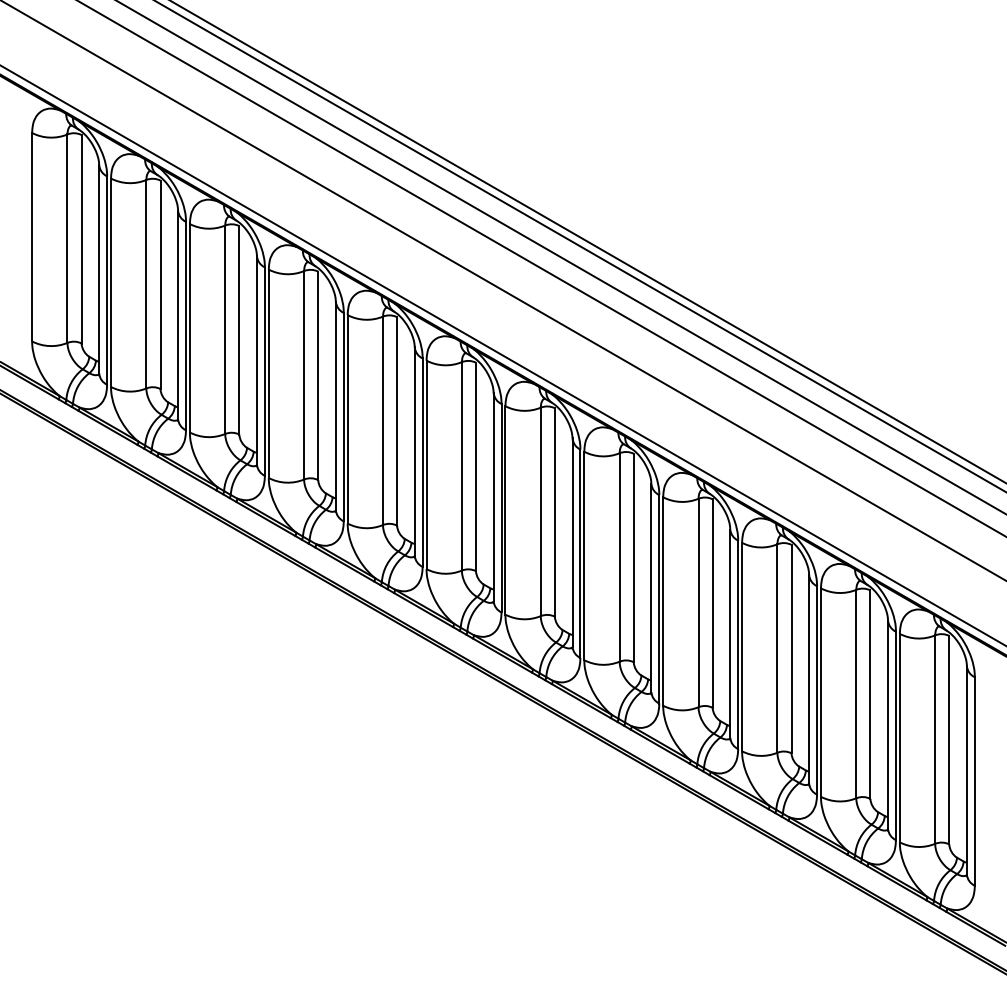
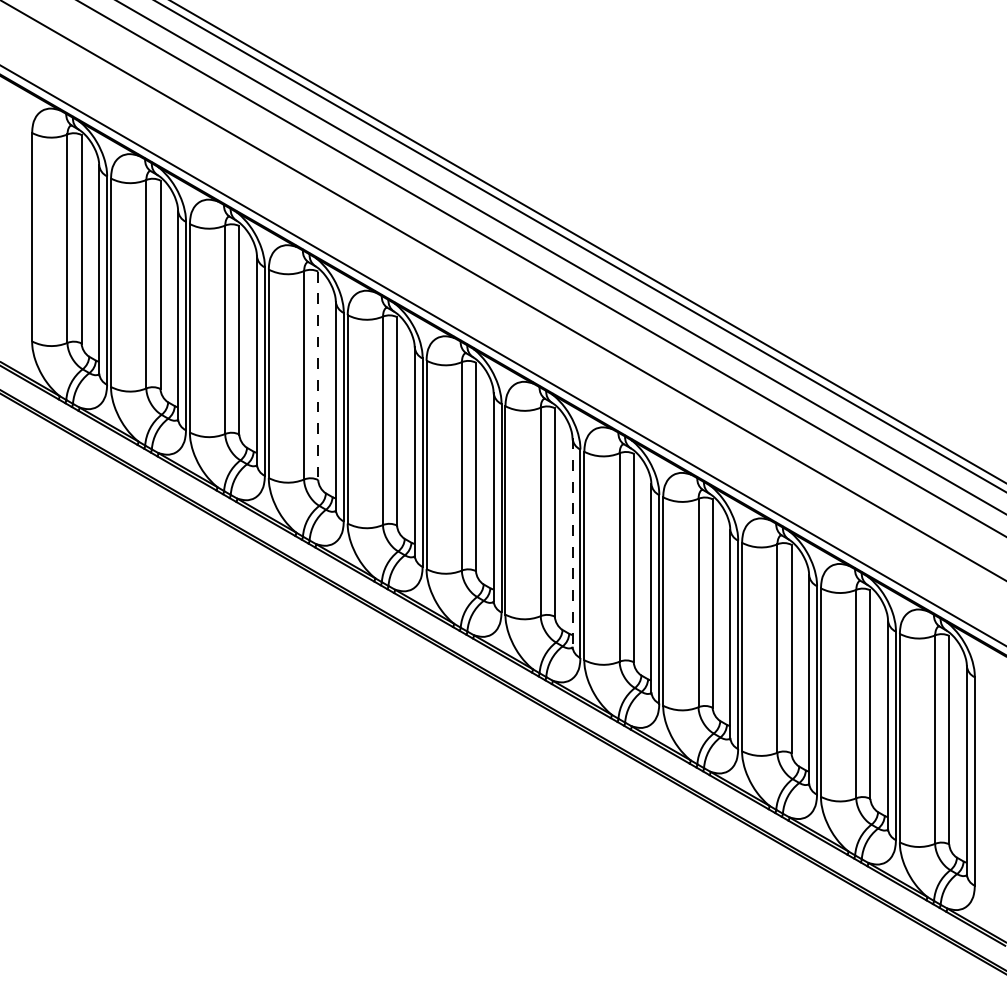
line: solid -> dashed (318, 376)
line: solid -> dashed (572, 543)
